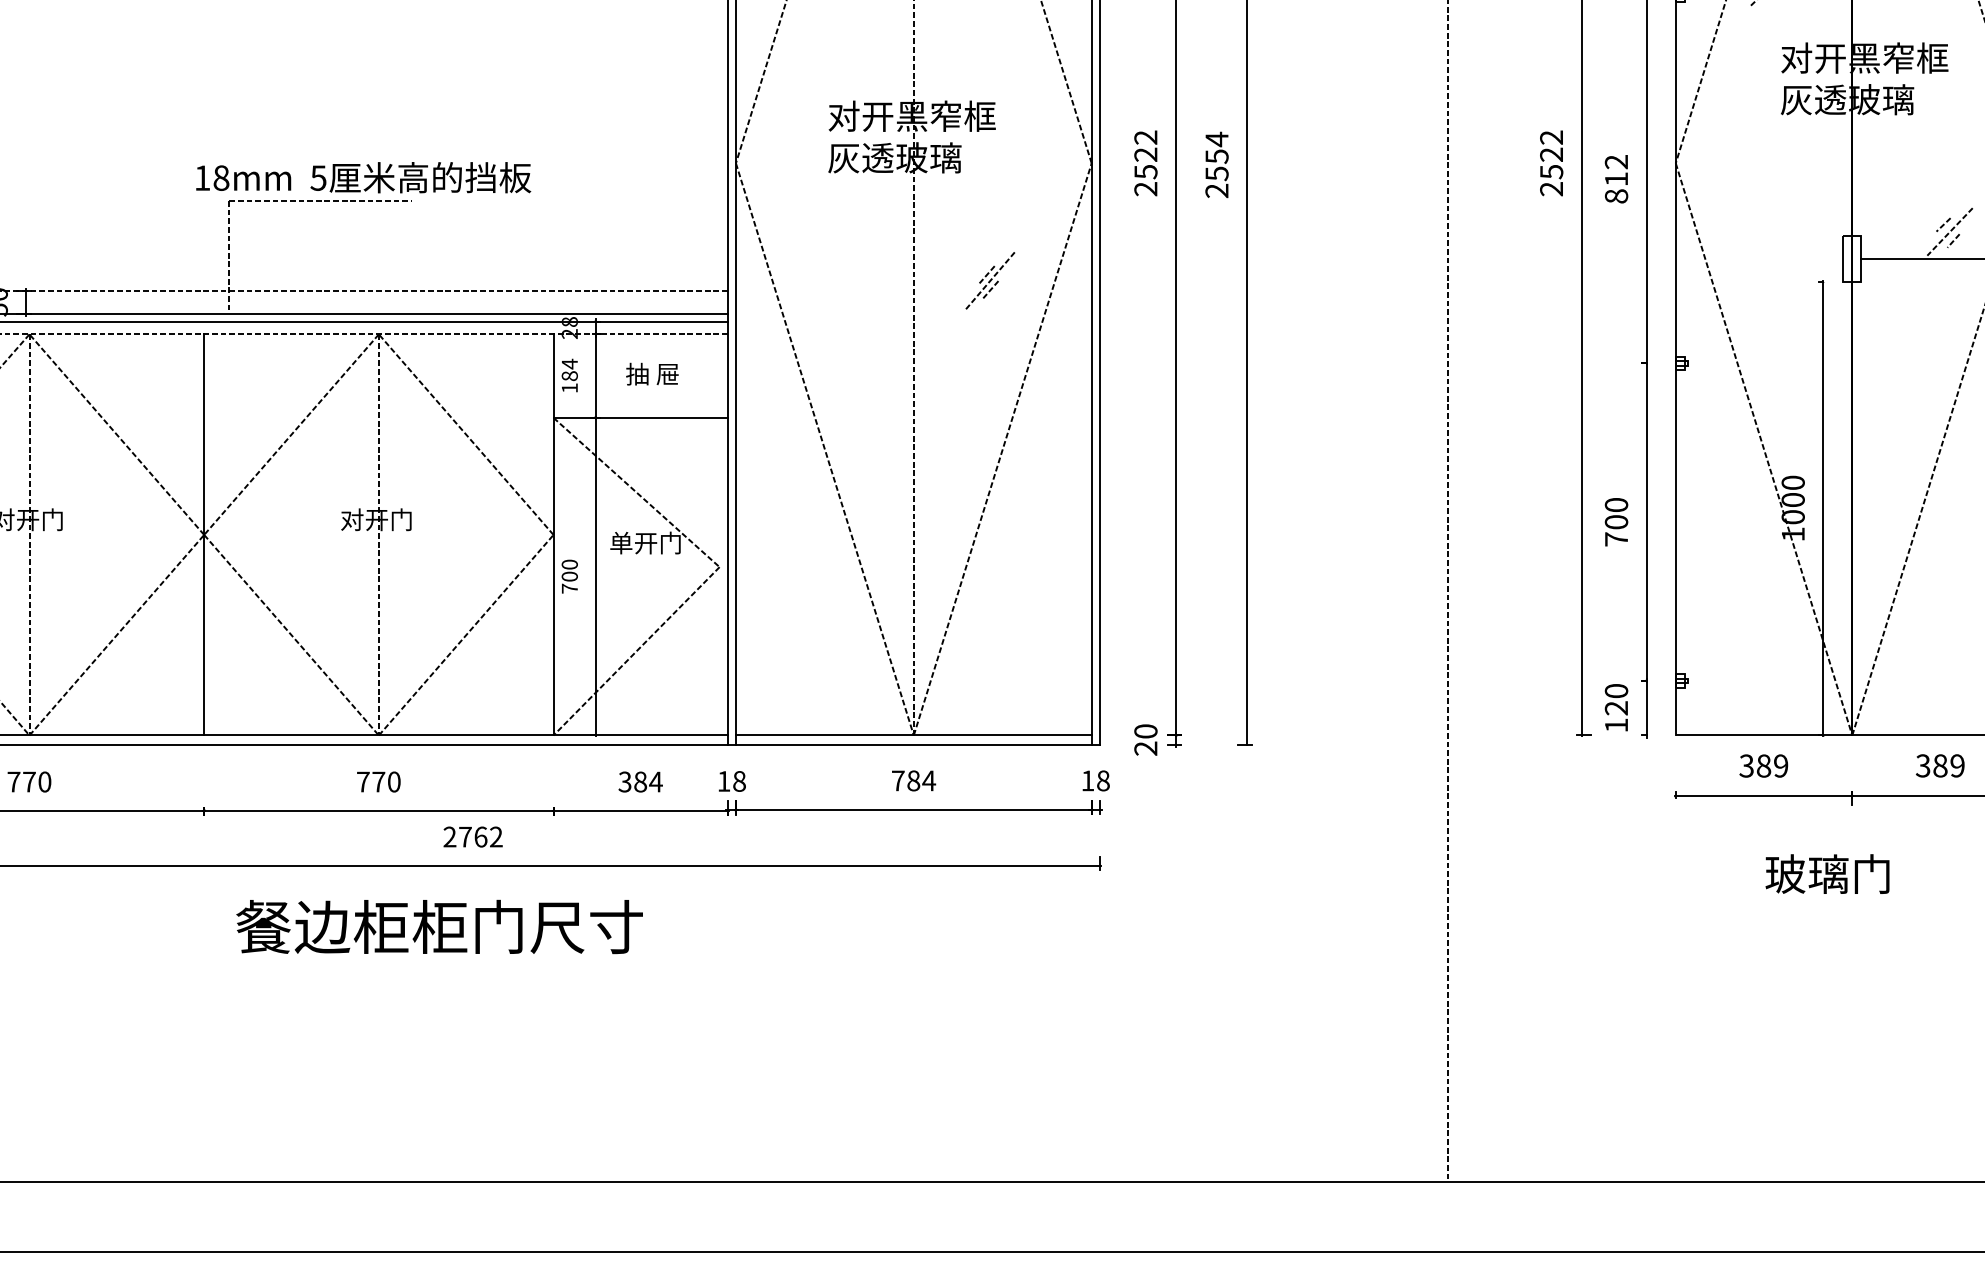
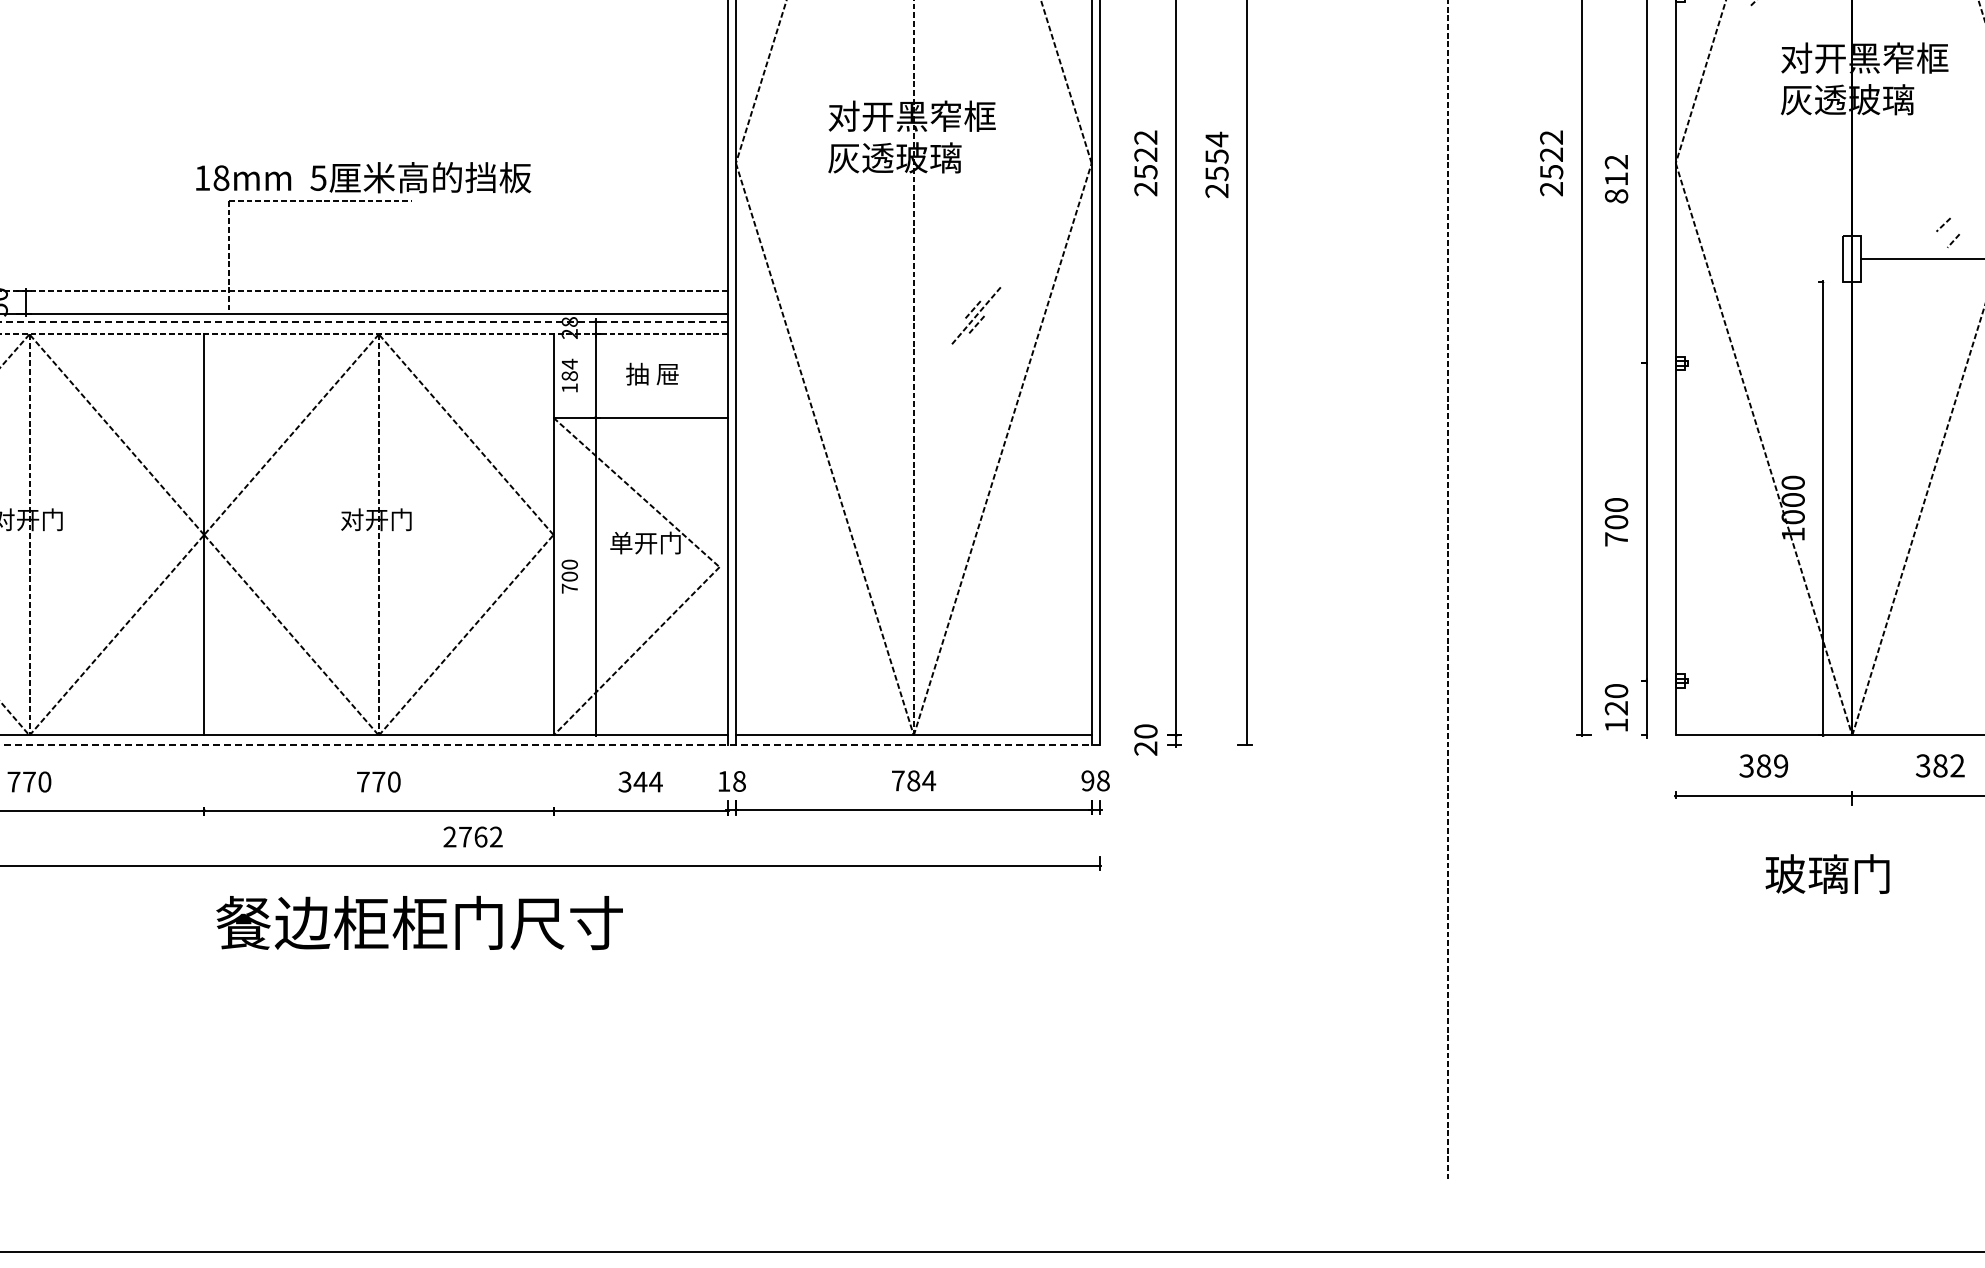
line: present -> none (1949, 231)
part position: (990, 280) -> (976, 315) (976, 315)
line: solid -> dashed (364, 321)
line: solid -> dashed (550, 744)
text: 389 -> 382 (1957, 765)
text: 18 -> 98 (1087, 780)
text: 384 -> 344 (640, 781)
text position: (439, 926) -> (419, 922) (419, 922)
line: present -> none (991, 1182)
